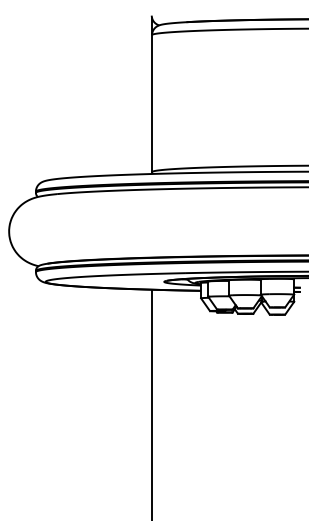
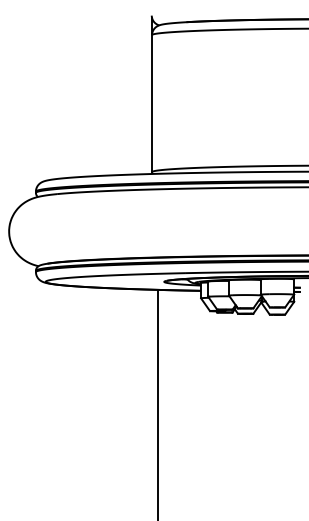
line position: (152, 403) -> (158, 403) (158, 403)
